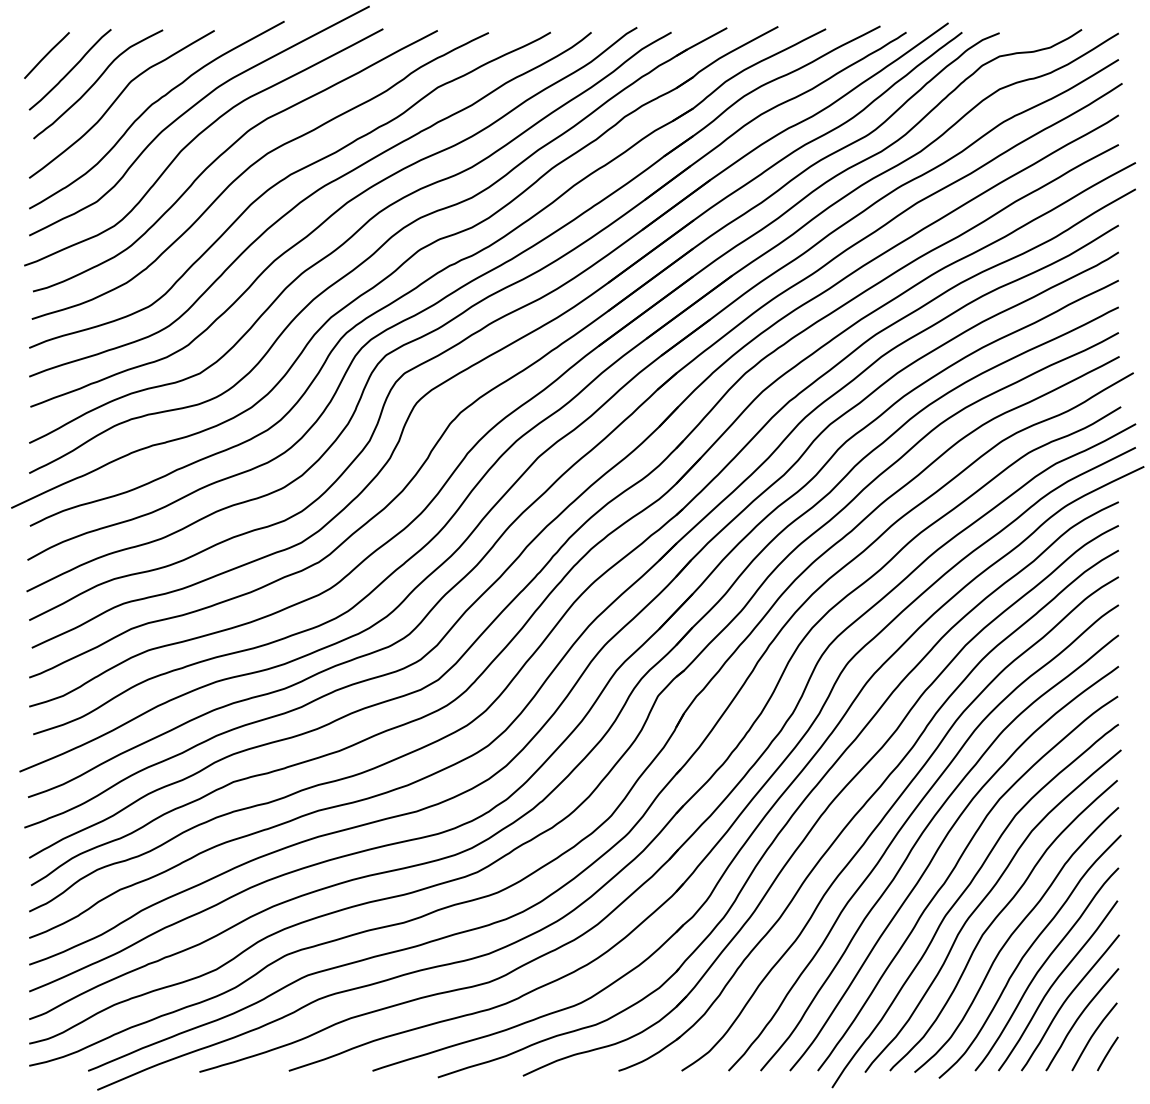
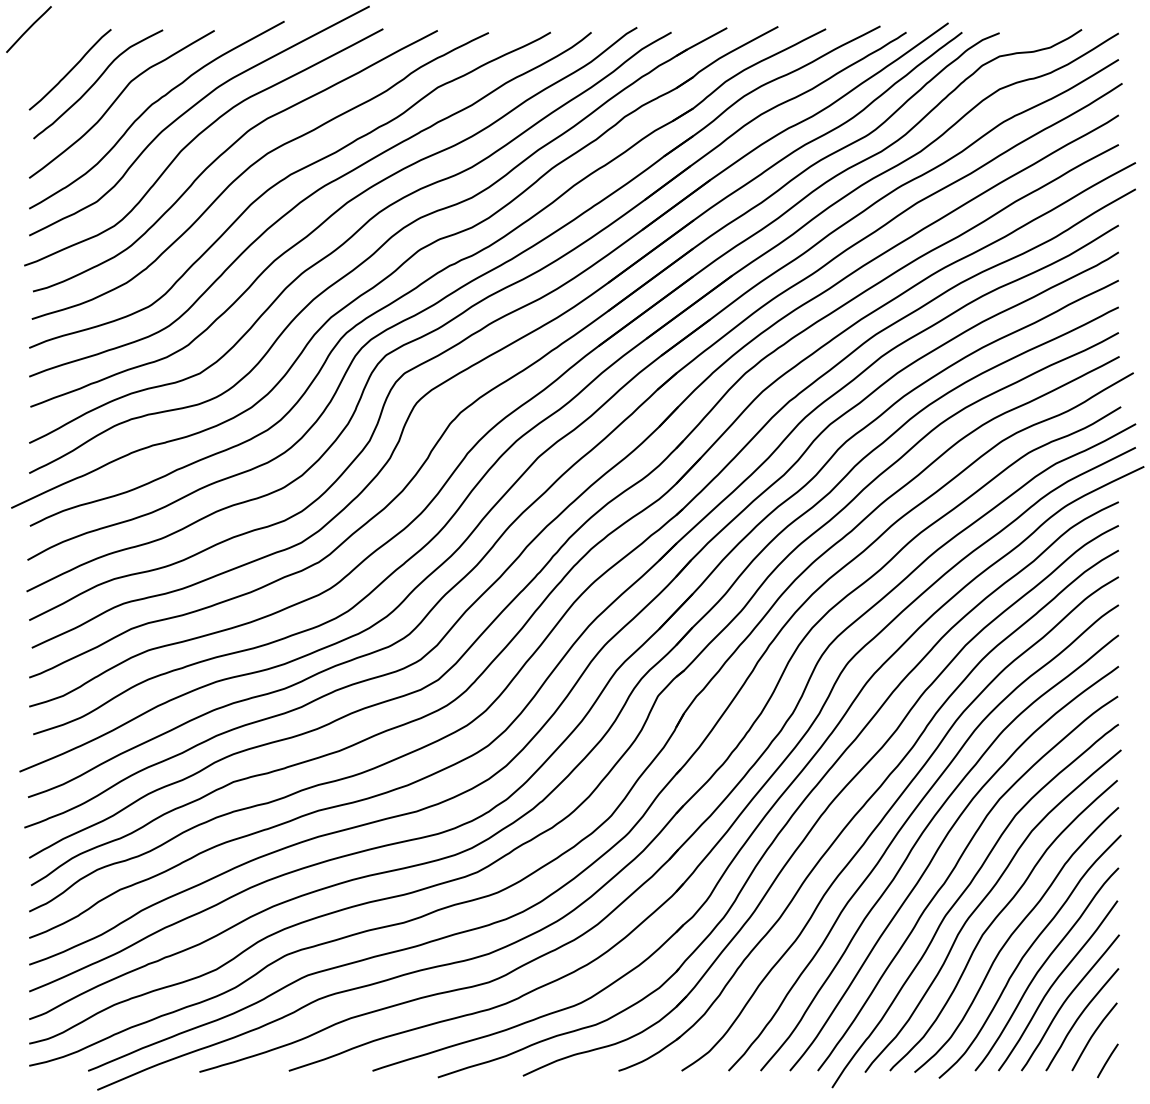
line position: (46, 55) -> (28, 29) (28, 29)
line position: (1107, 1053) -> (1107, 1060) (1107, 1060)
